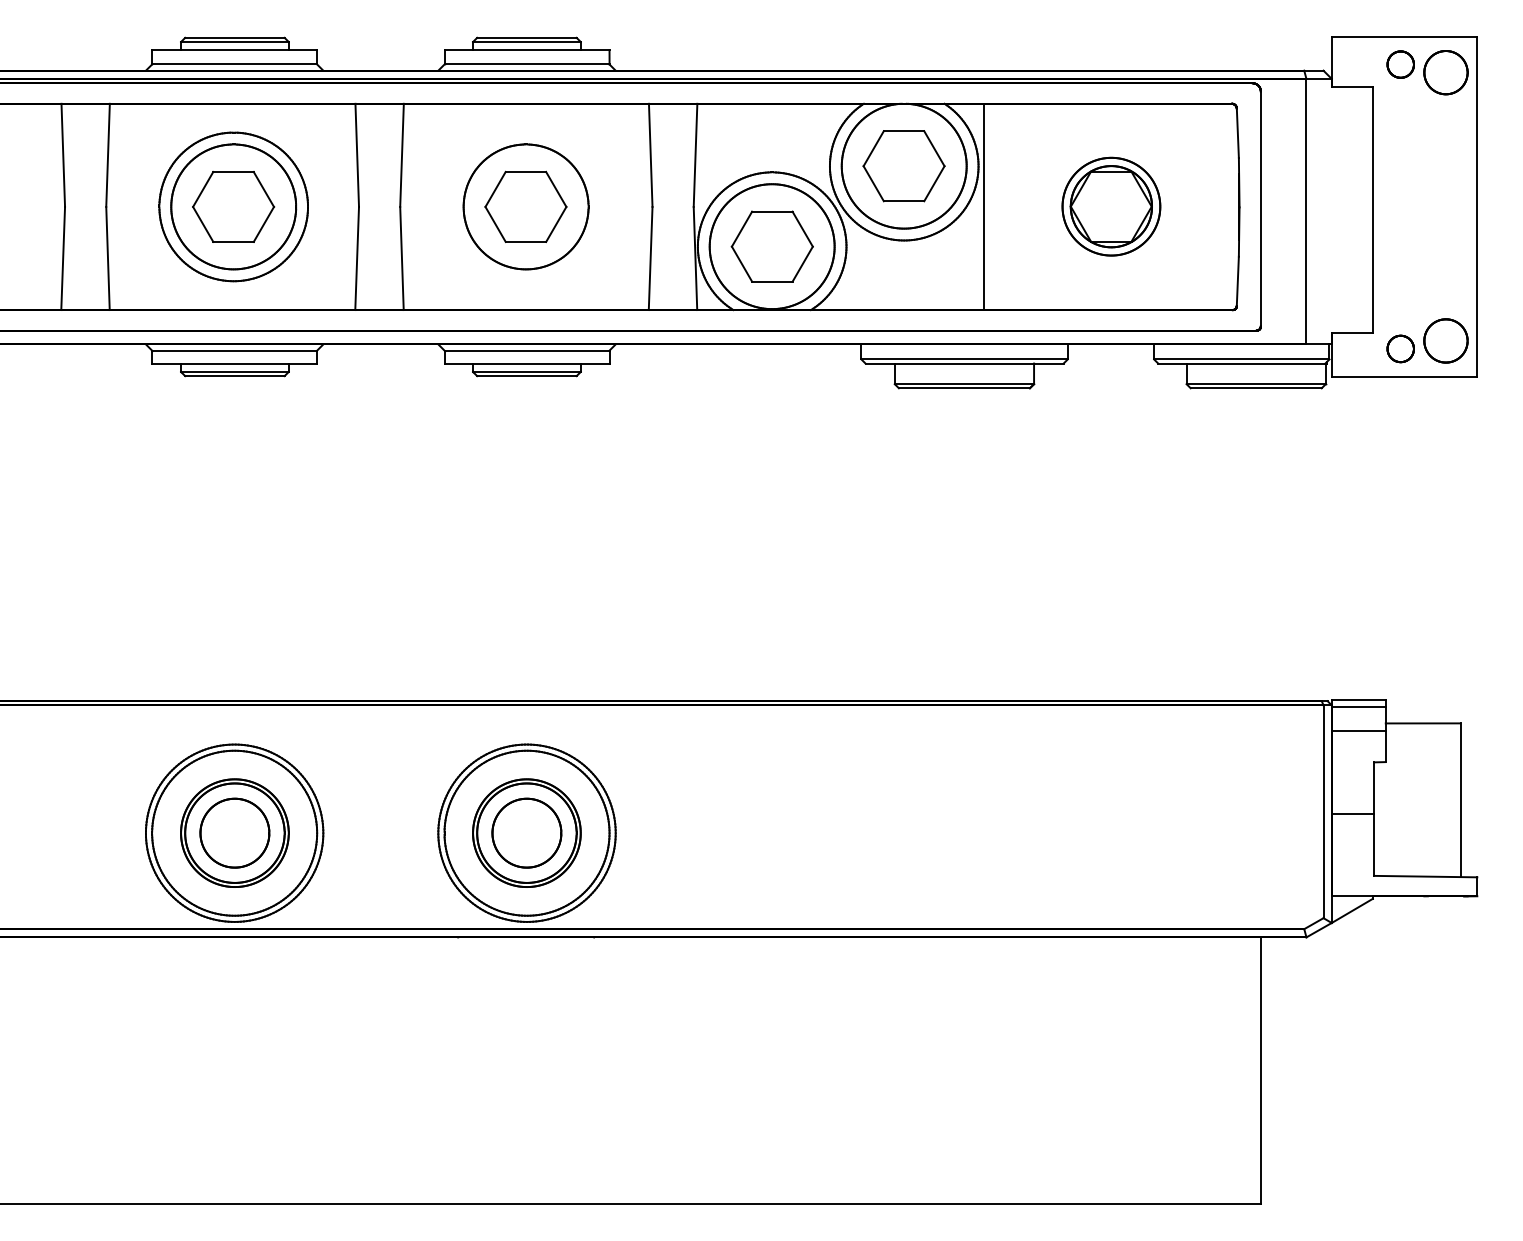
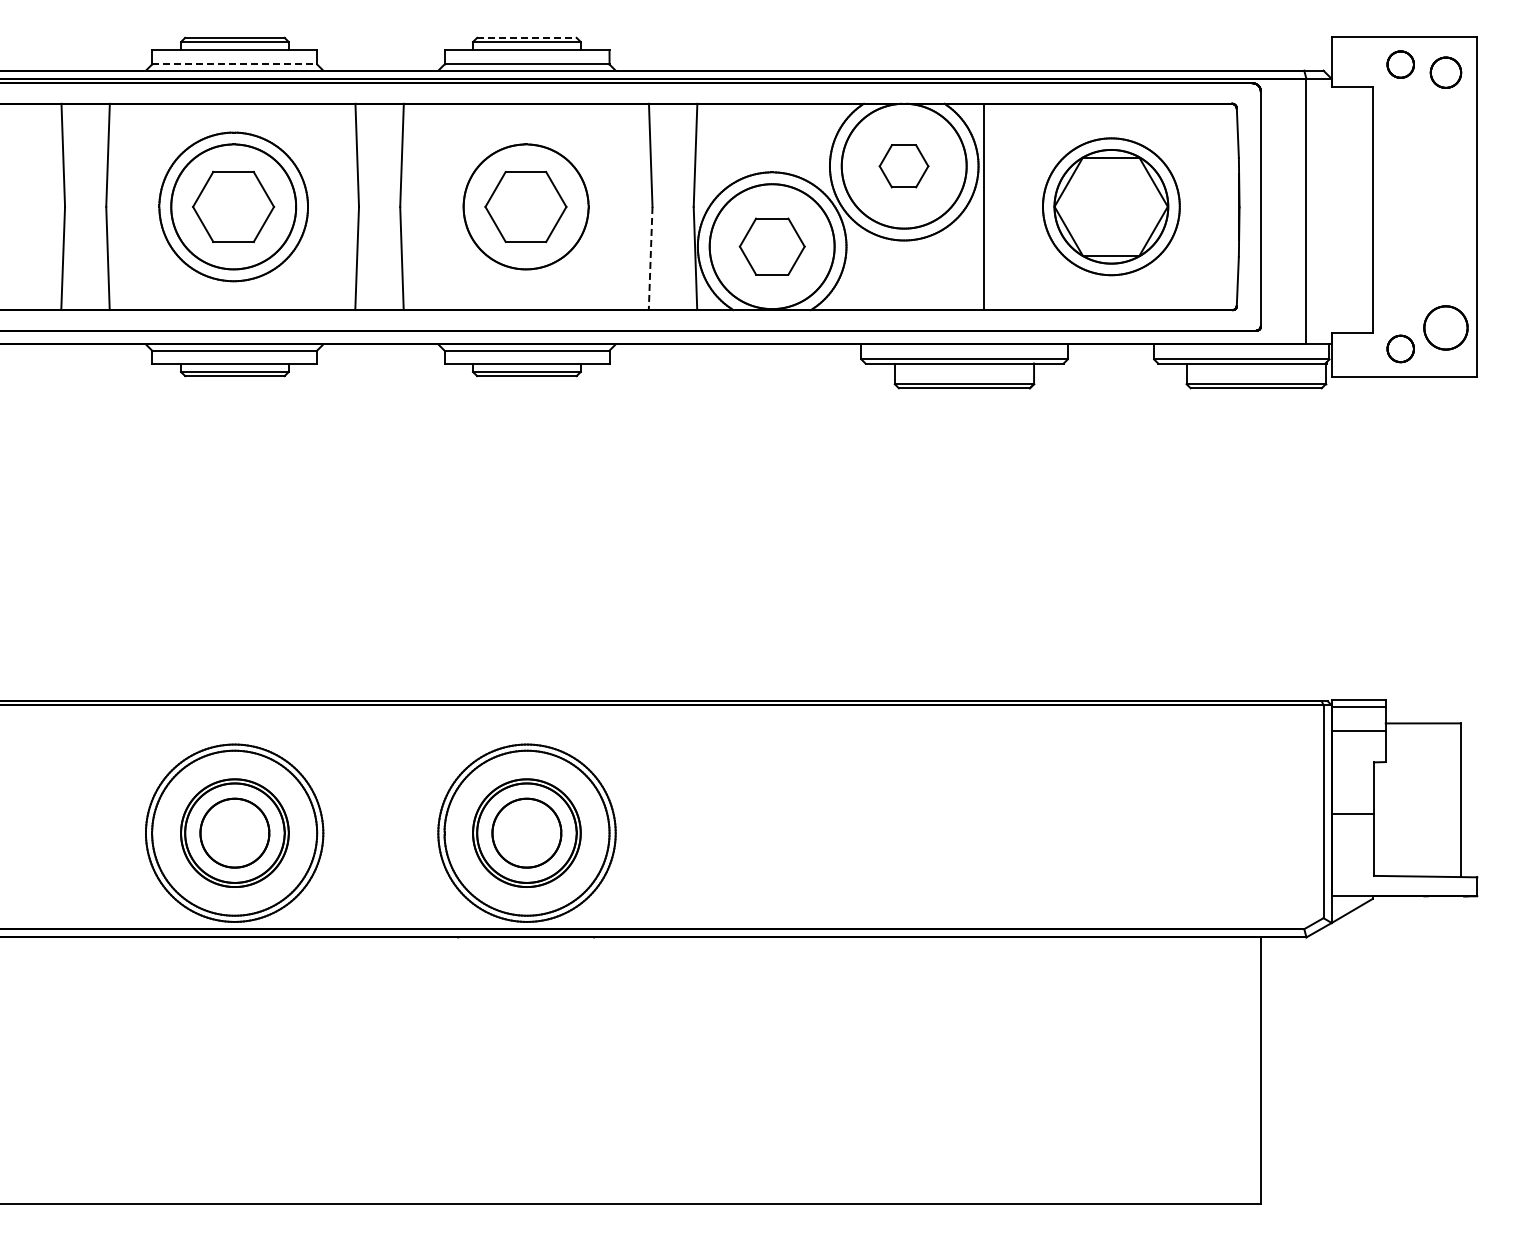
line: solid -> dashed (526, 37)
line: solid -> dashed (235, 64)
part size: 46x46 px -> 34x33 px (1445, 72)
part size: 84x73 px -> 52x45 px (903, 166)
part size: 101x101 px -> 139x140 px (1111, 206)
part size: 84x73 px -> 68x59 px (771, 246)
line: solid -> dashed (650, 258)
part position: (1445, 340) -> (1445, 327) (1445, 327)
